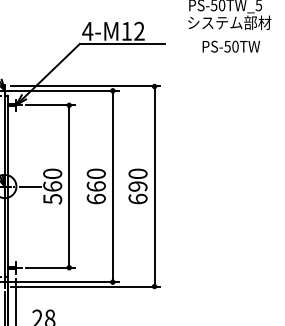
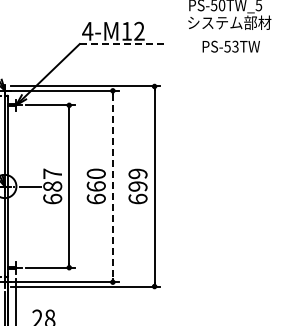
line: solid -> dashed (122, 44)
text: PS-50TW -> PS-53TW (235, 46)
text: 690 -> 699 (137, 173)
text: 560 -> 687 (52, 186)
line: solid -> dashed (112, 187)
